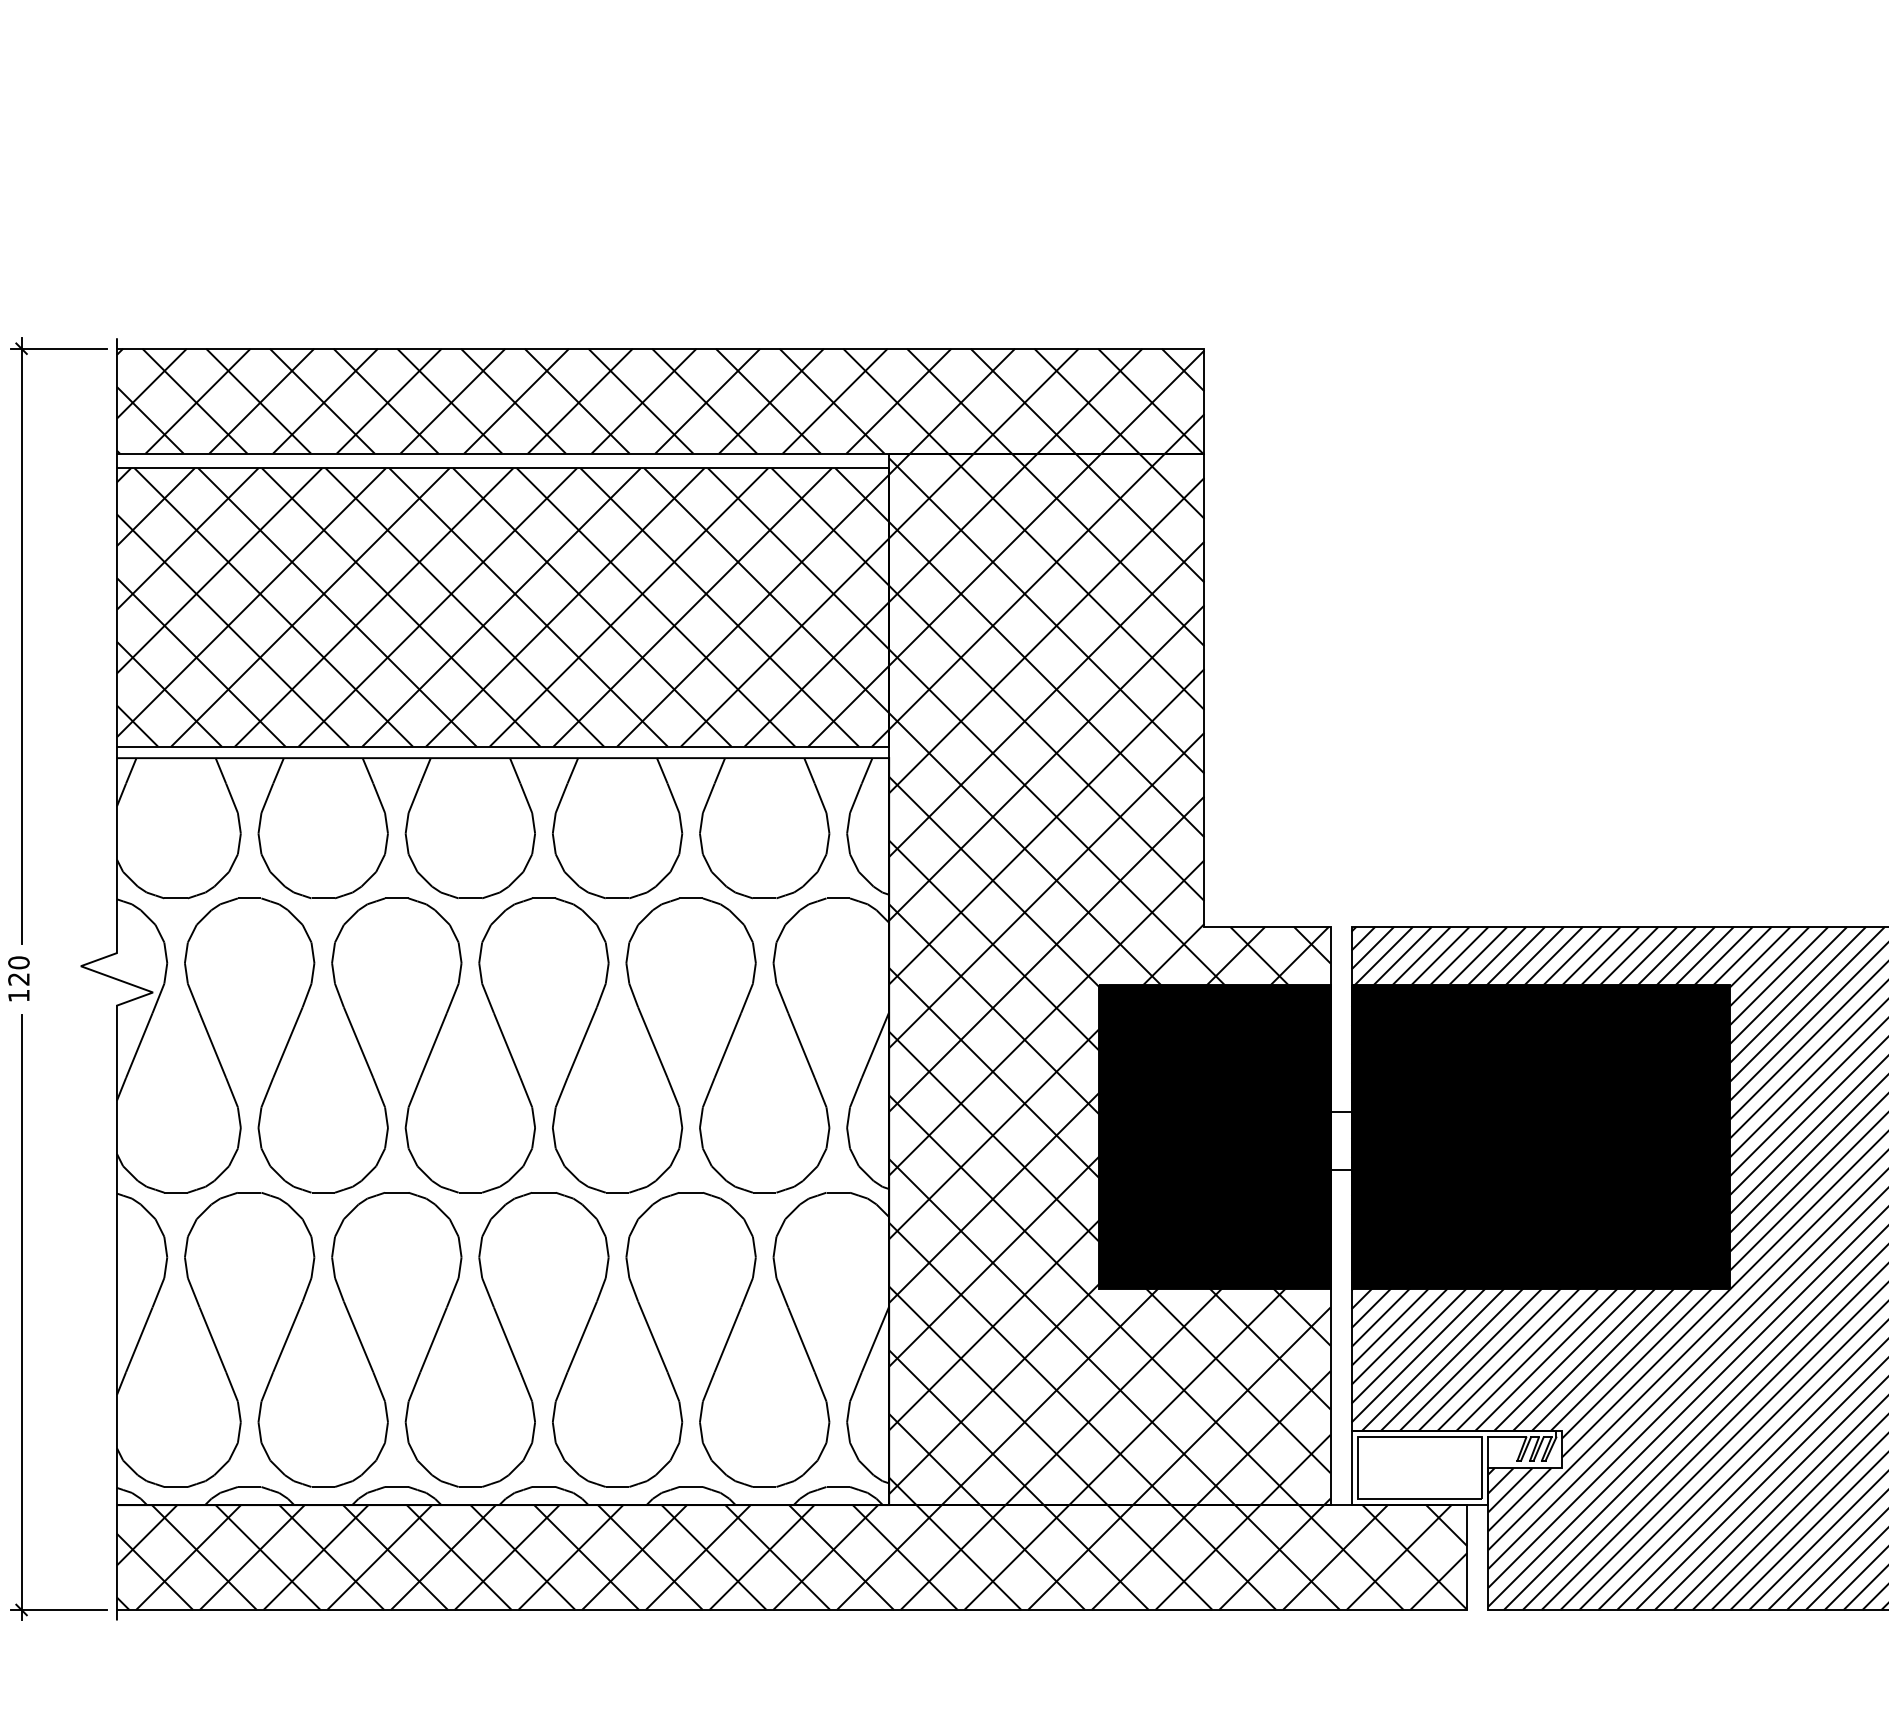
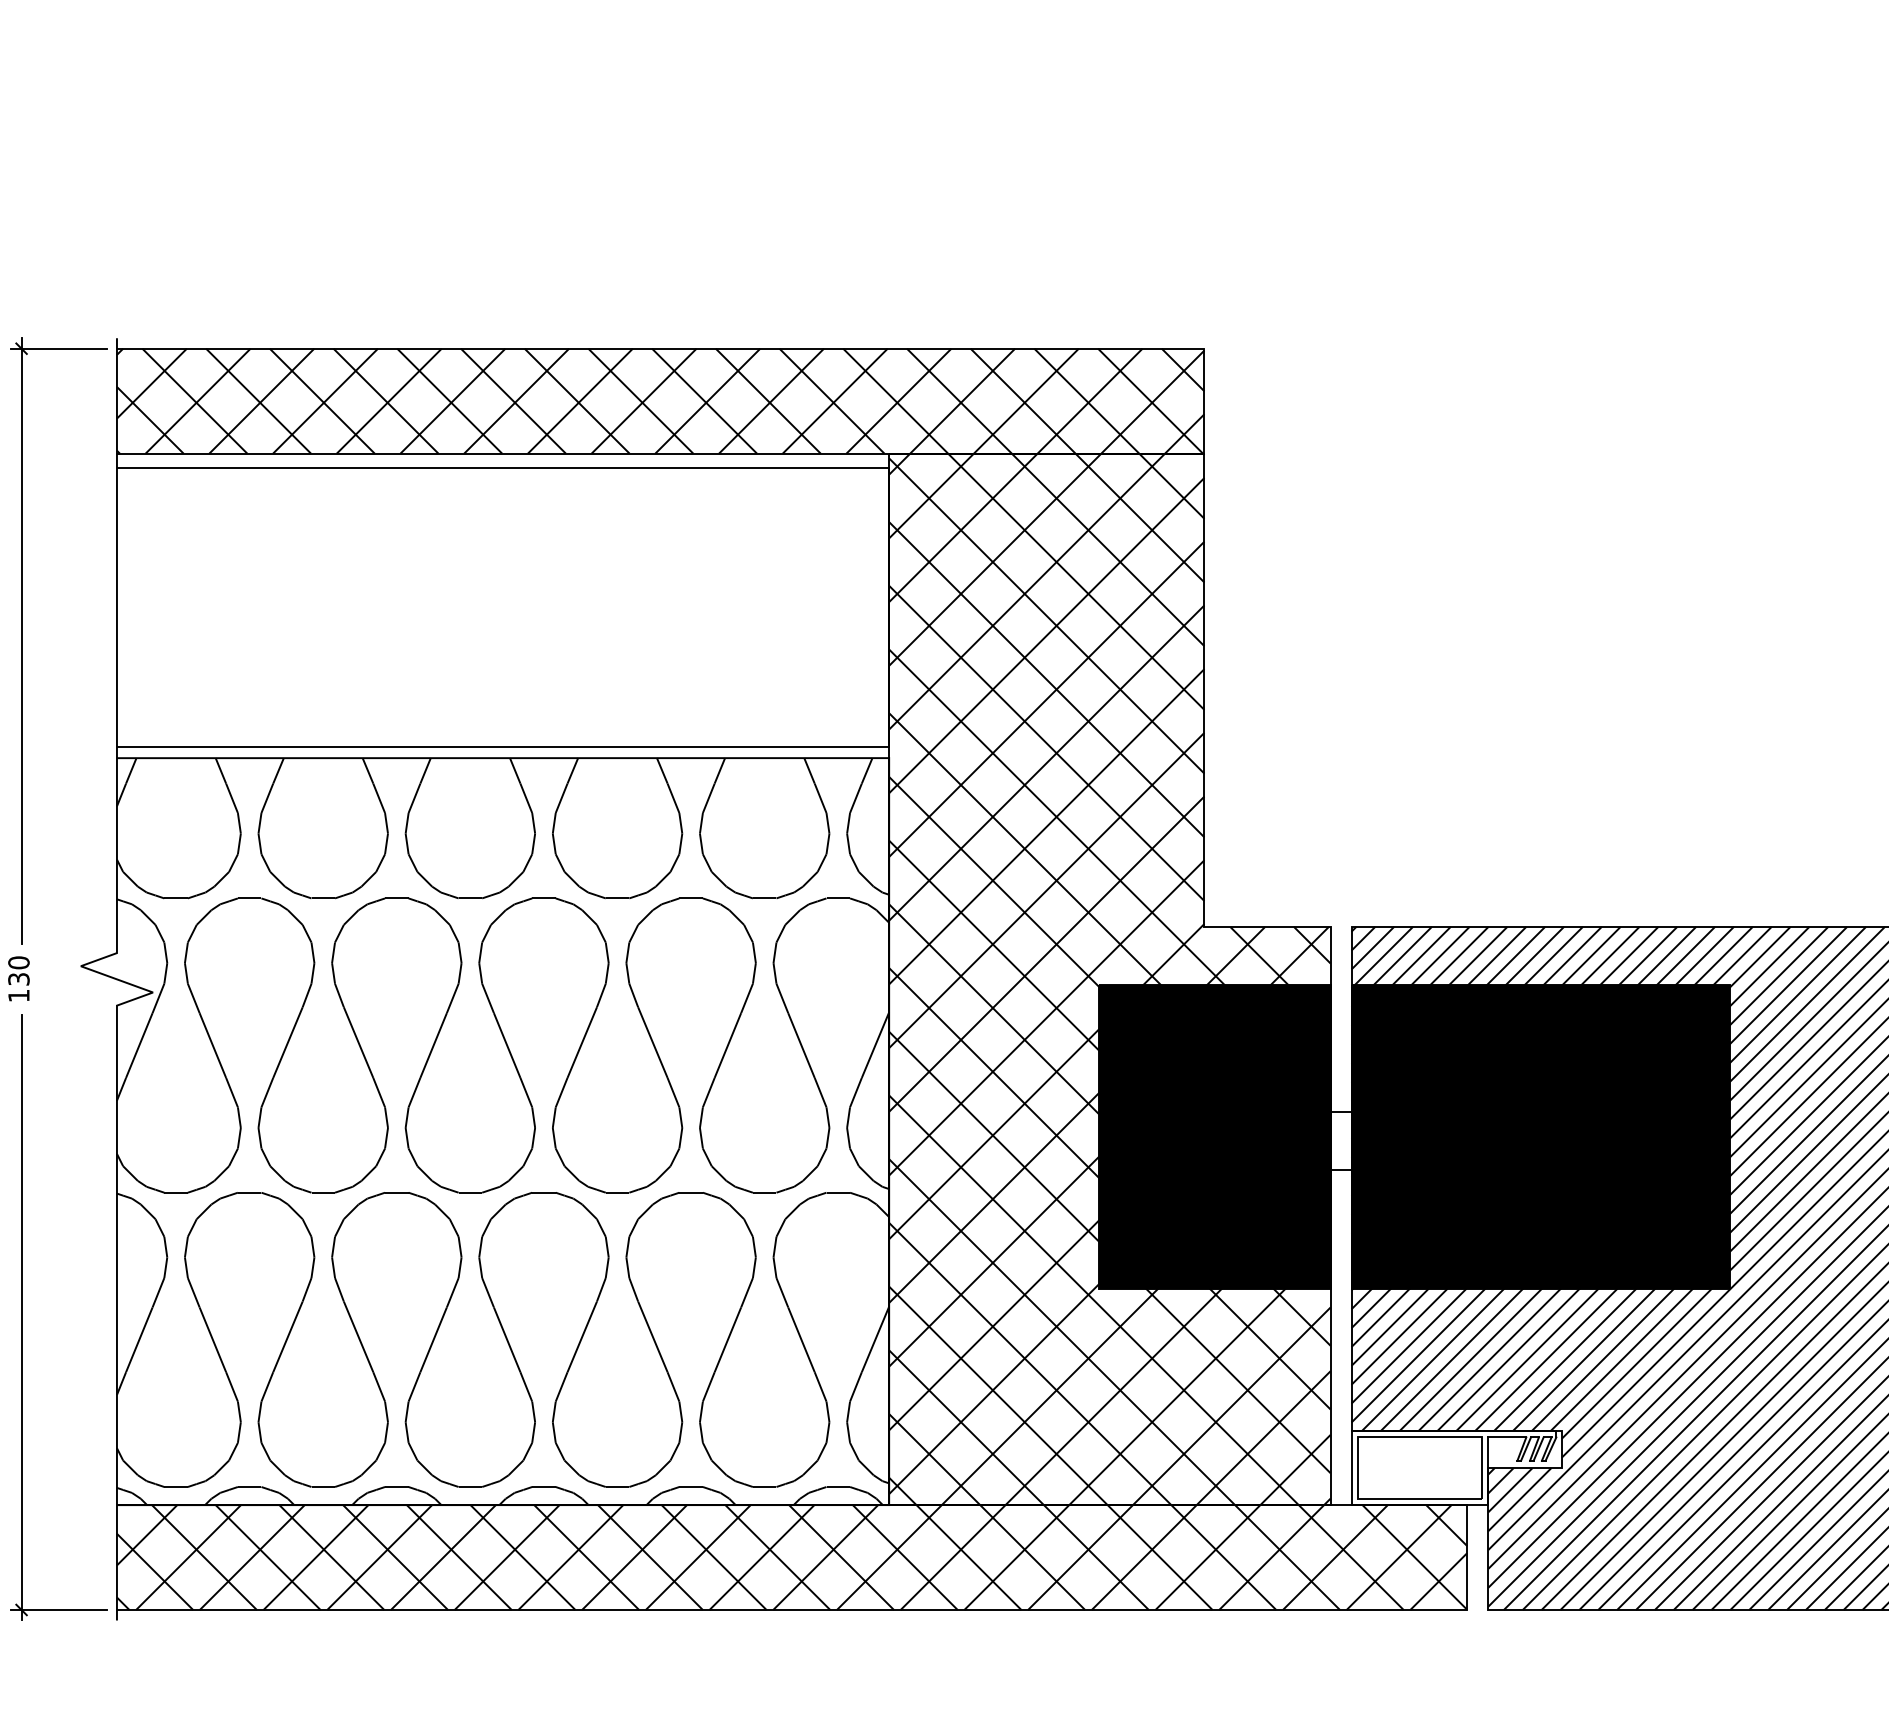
hatch: present -> none (502, 607)
text: 120 -> 130 (18, 979)
